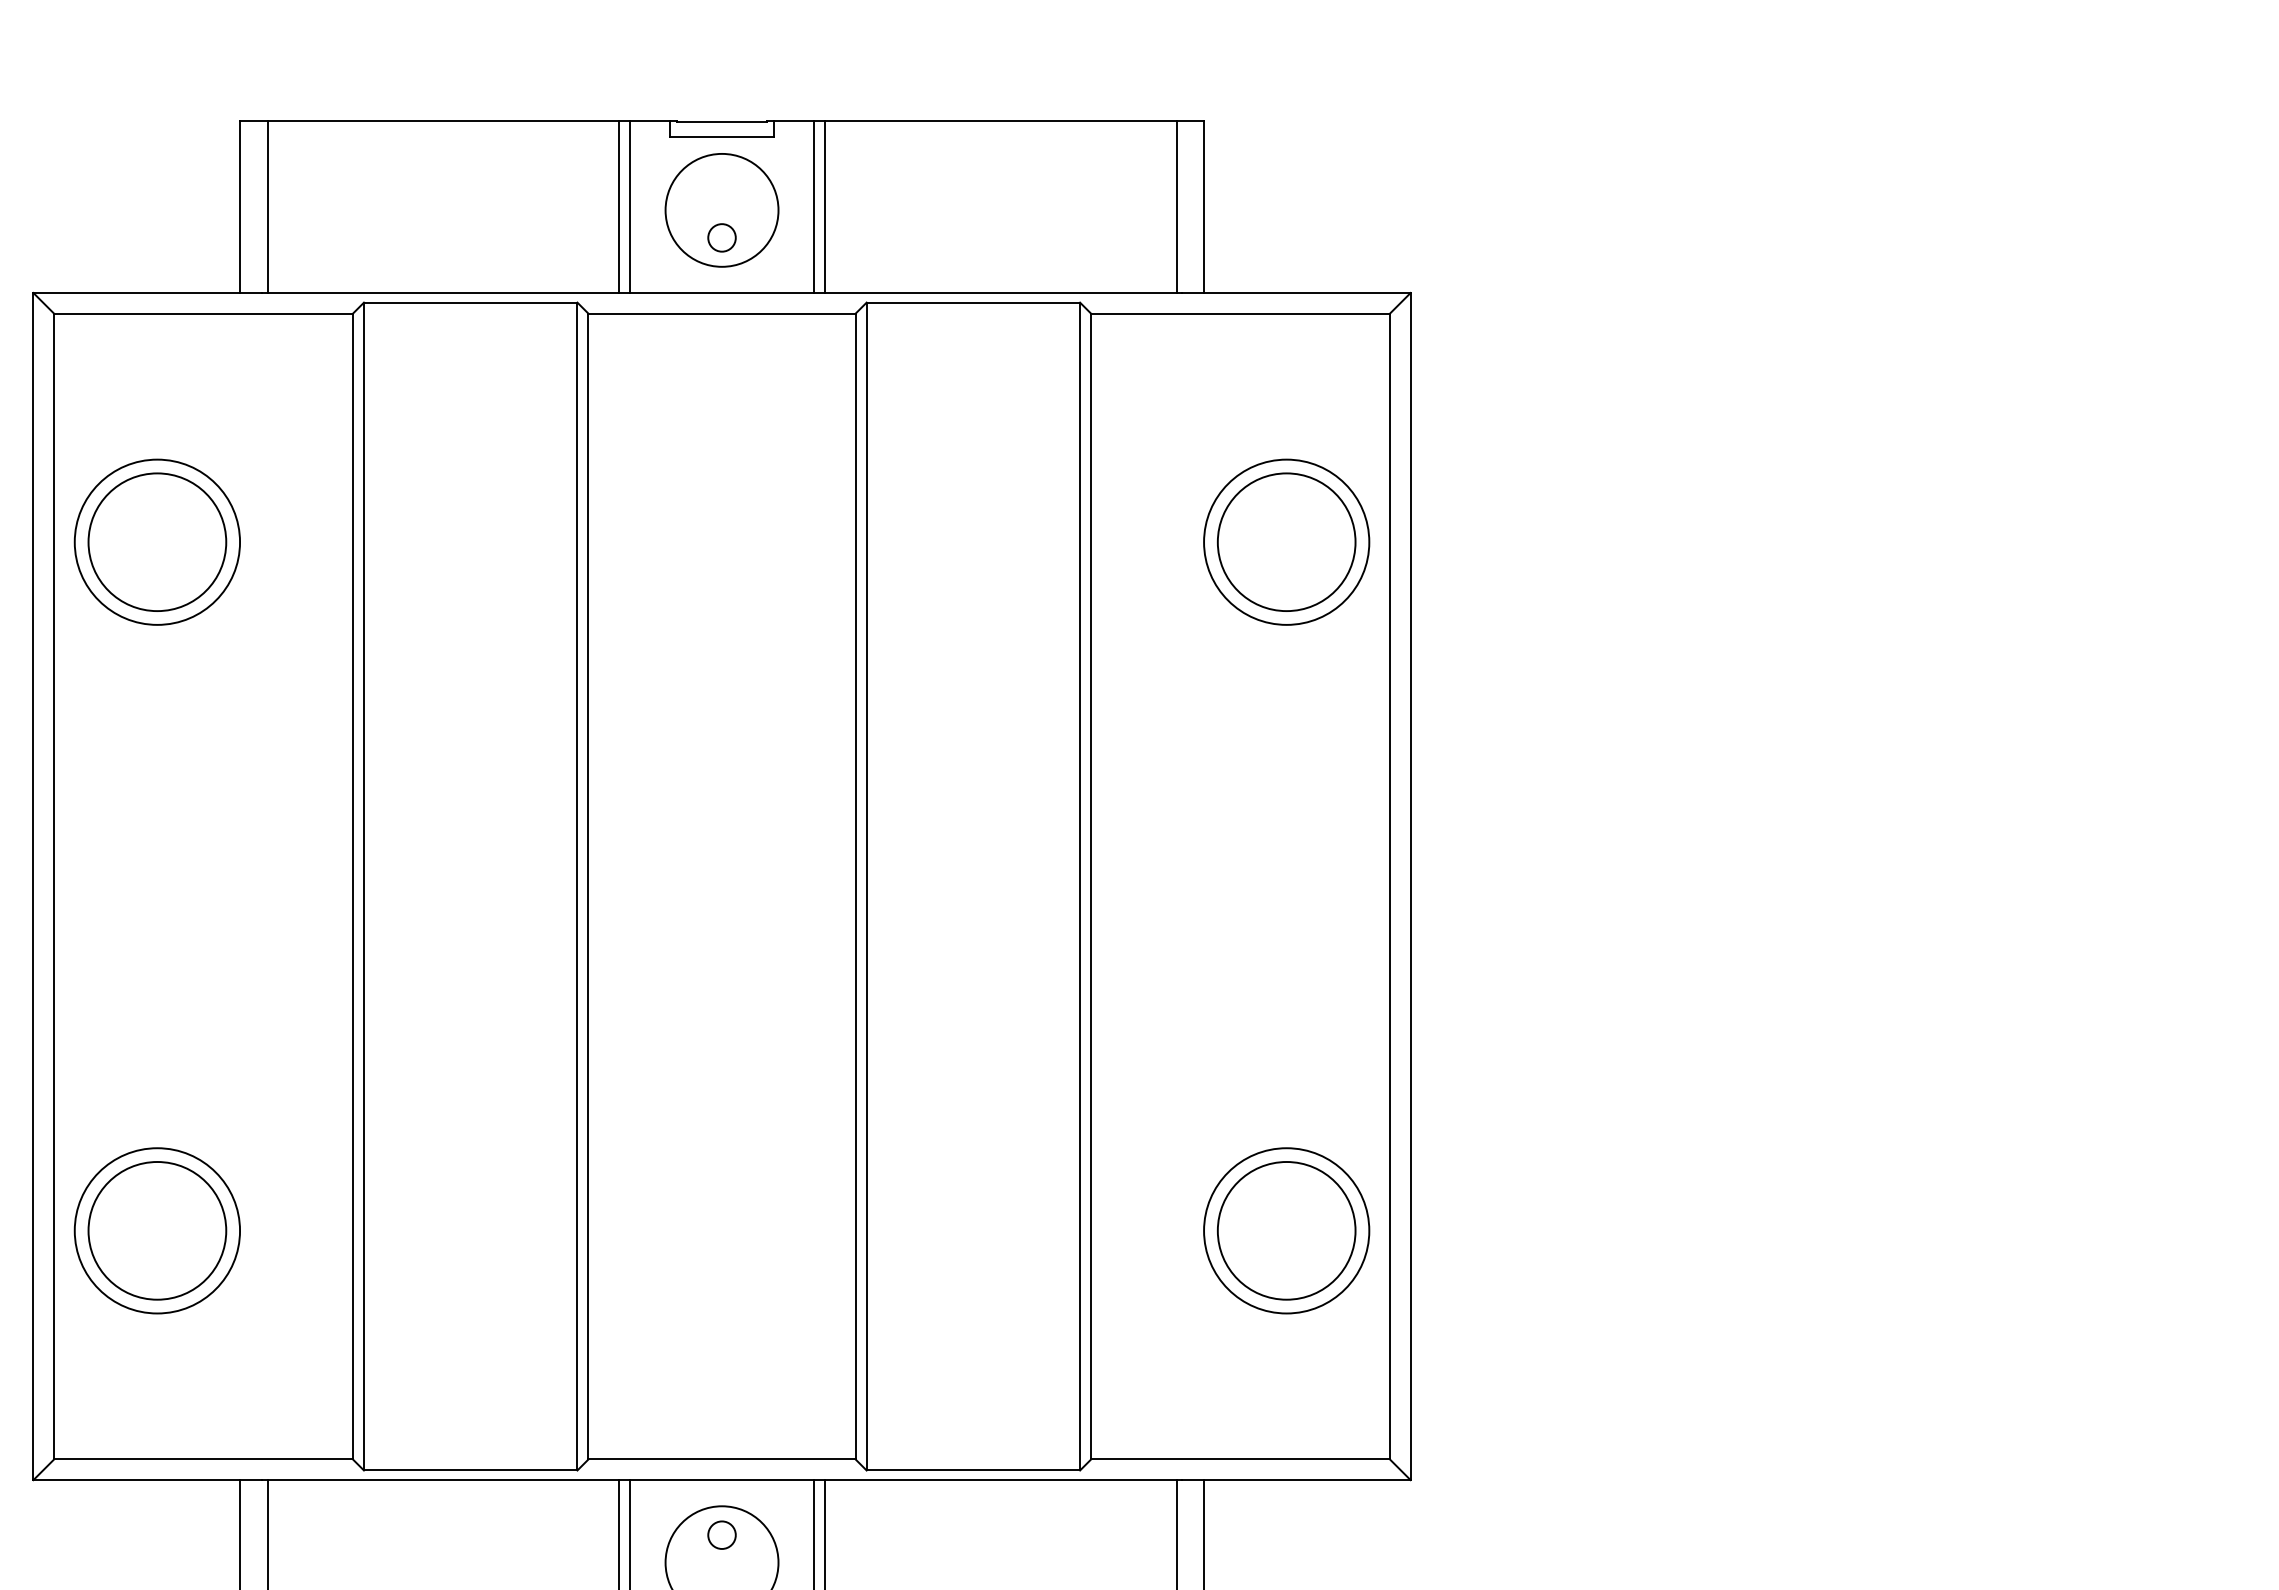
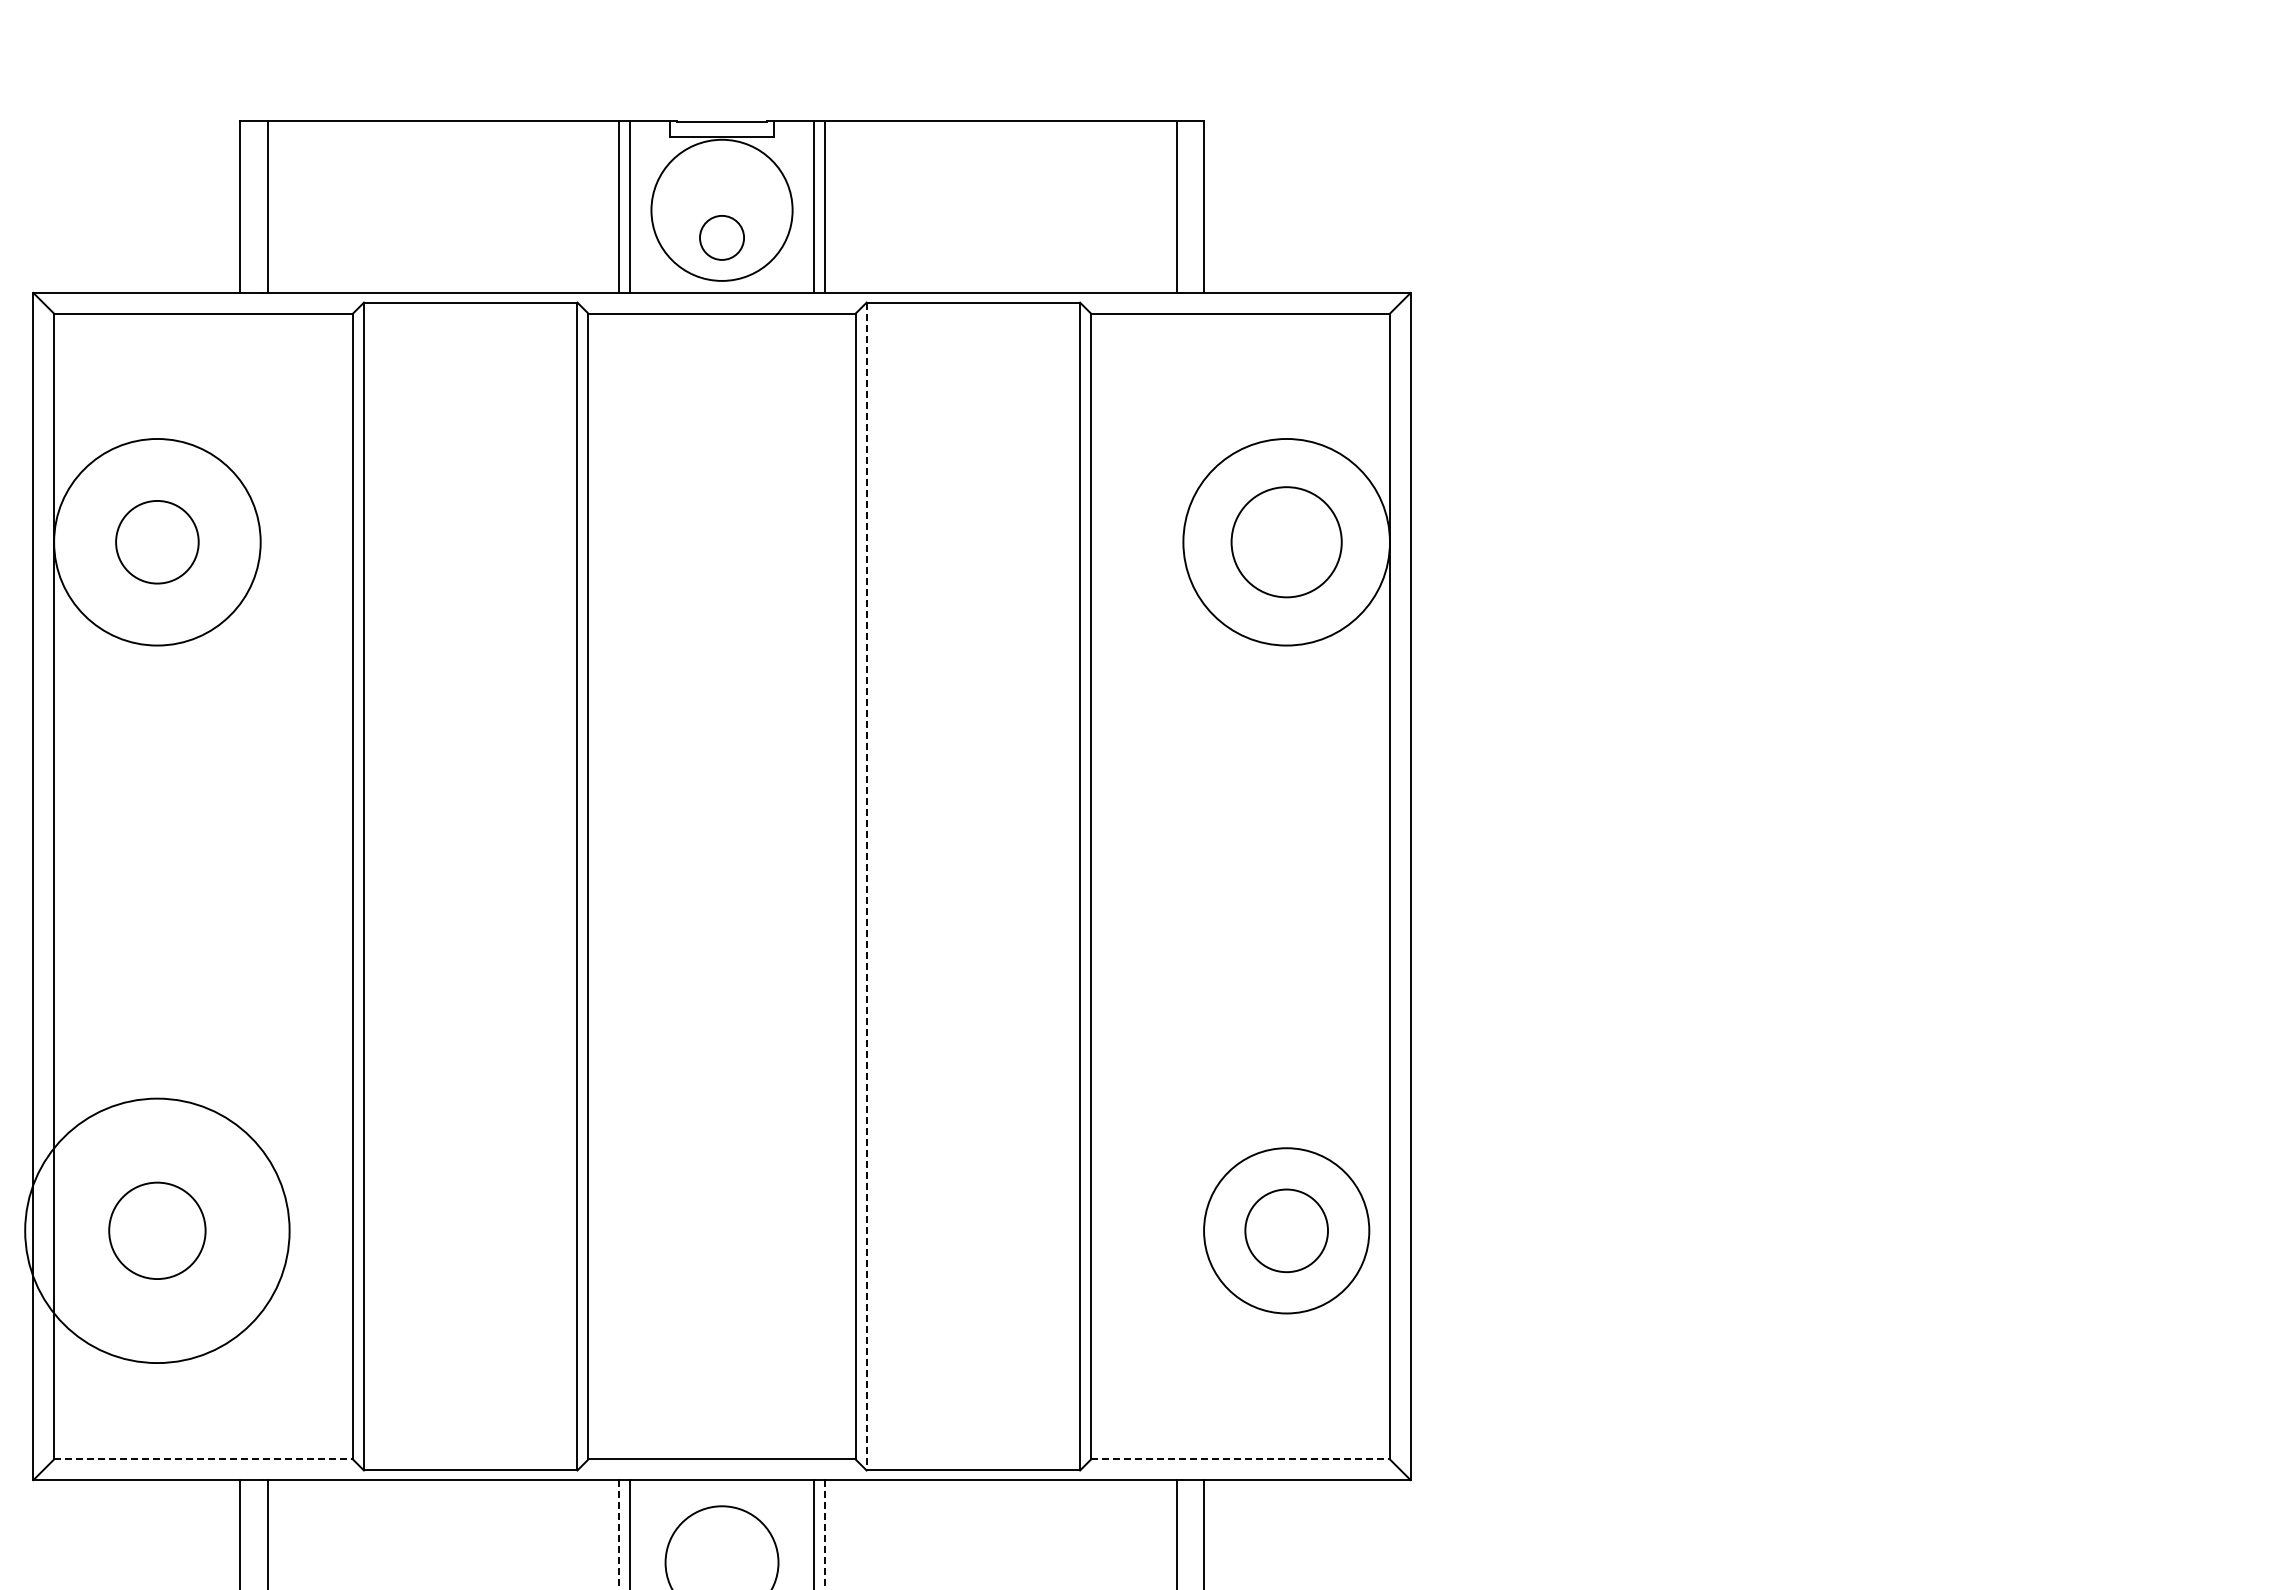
circle diameter: 113 px -> 141 px (721, 209)
circle diameter: 28 px -> 44 px (722, 237)
circle diameter: 165 px -> 207 px (157, 541)
circle diameter: 165 px -> 207 px (1286, 541)
circle diameter: 138 px -> 83 px (157, 541)
circle diameter: 138 px -> 110 px (1286, 542)
line: solid -> dashed (866, 886)
circle diameter: 138 px -> 96 px (157, 1230)
circle diameter: 165 px -> 264 px (157, 1230)
circle diameter: 138 px -> 83 px (1286, 1230)
line: solid -> dashed (204, 1459)
line: solid -> dashed (1241, 1459)
line: solid -> dashed (618, 1534)
circle: present -> none (721, 1534)
line: solid -> dashed (825, 1534)
